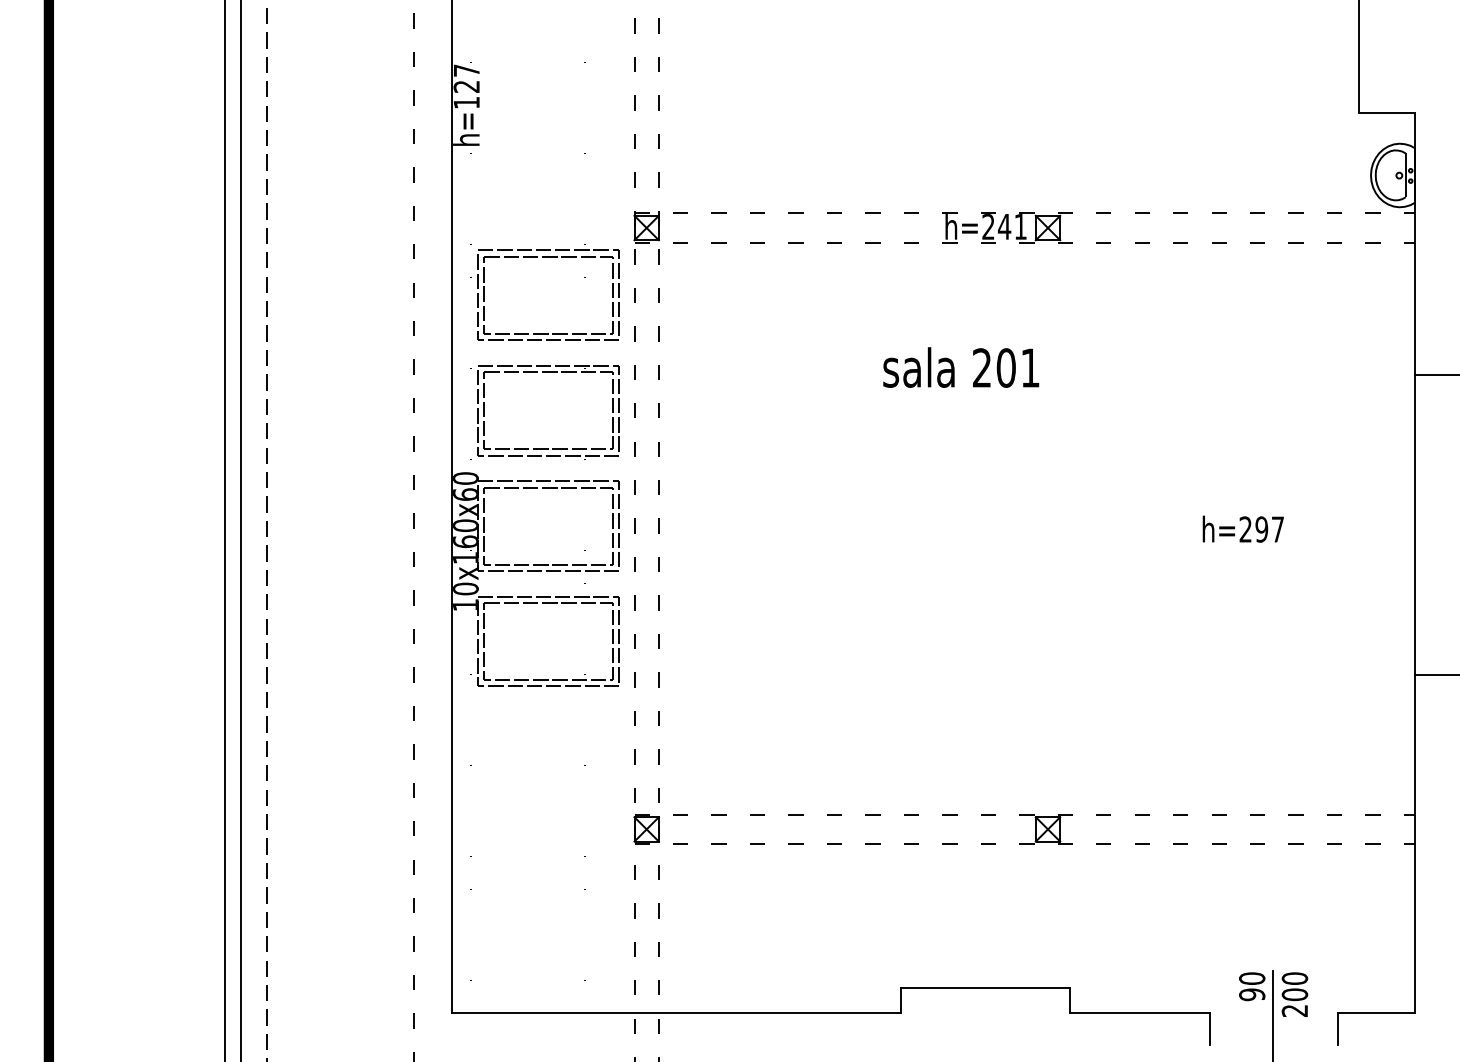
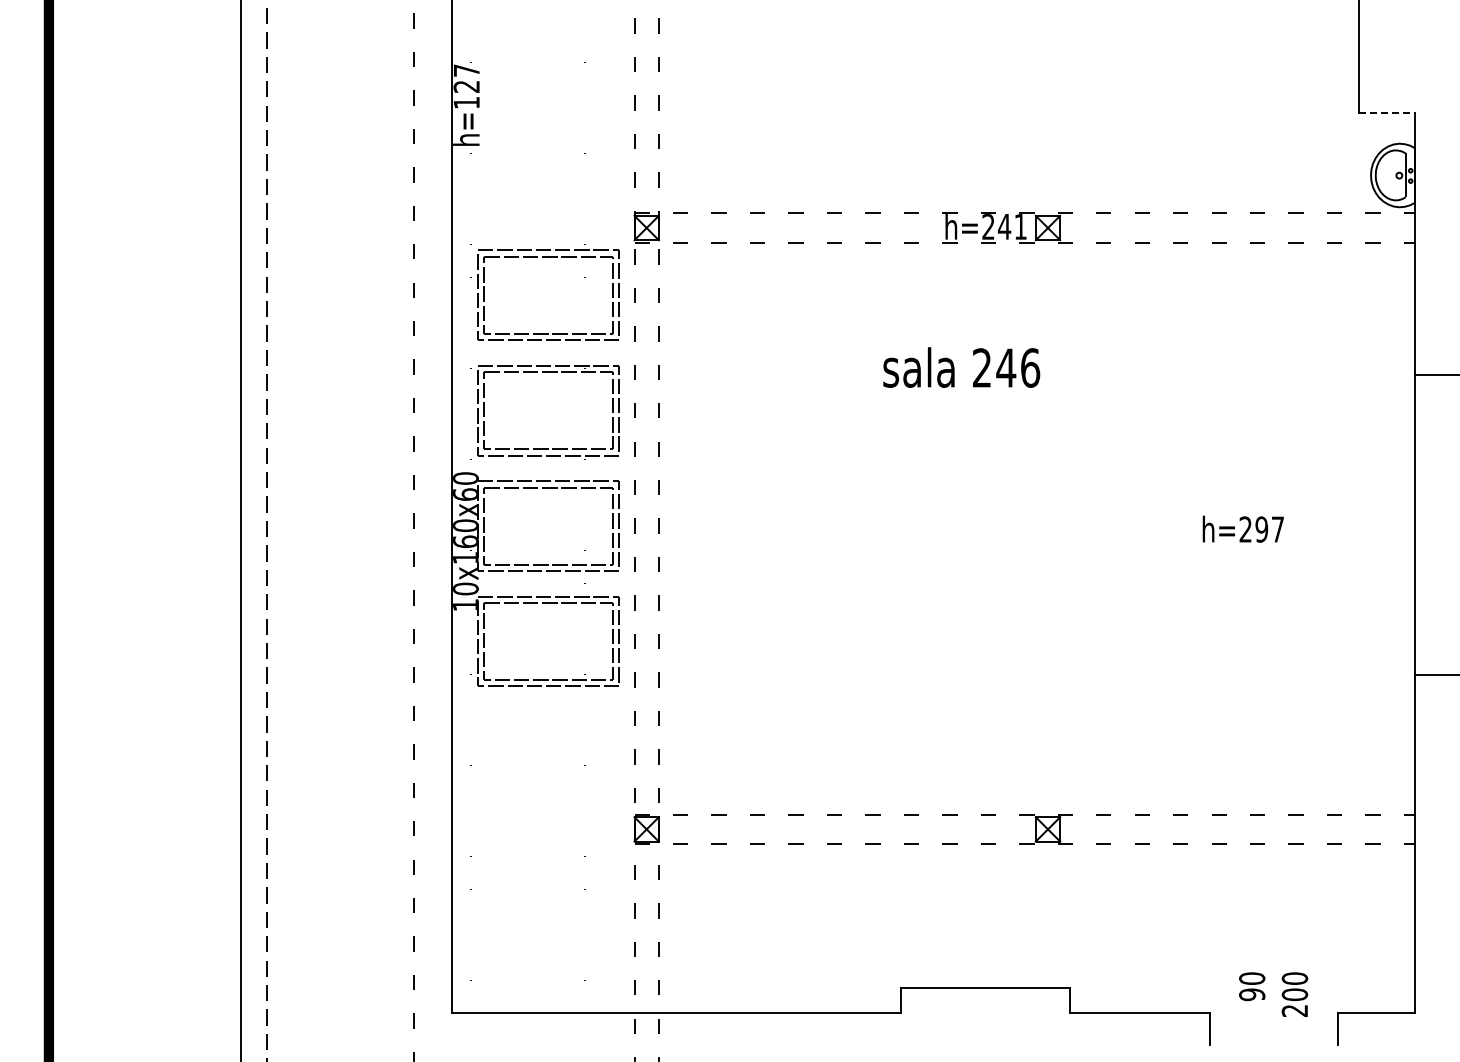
line: solid -> dashed (1387, 113)
text: 201 -> 246 (1018, 367)
line: present -> none (225, 530)
line: present -> none (1273, 1014)
